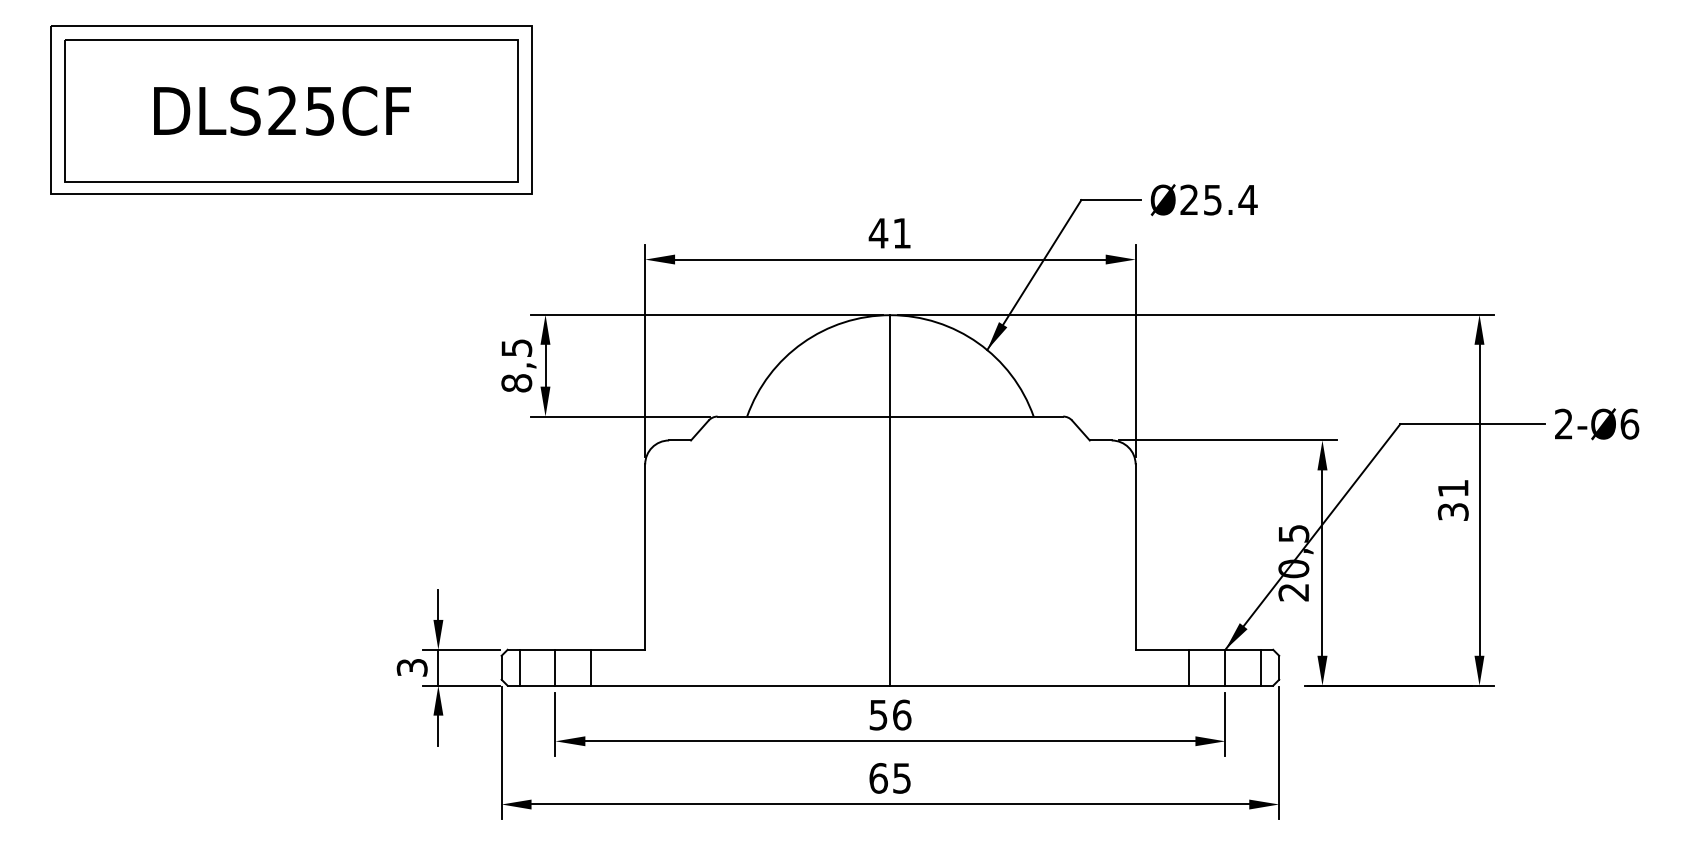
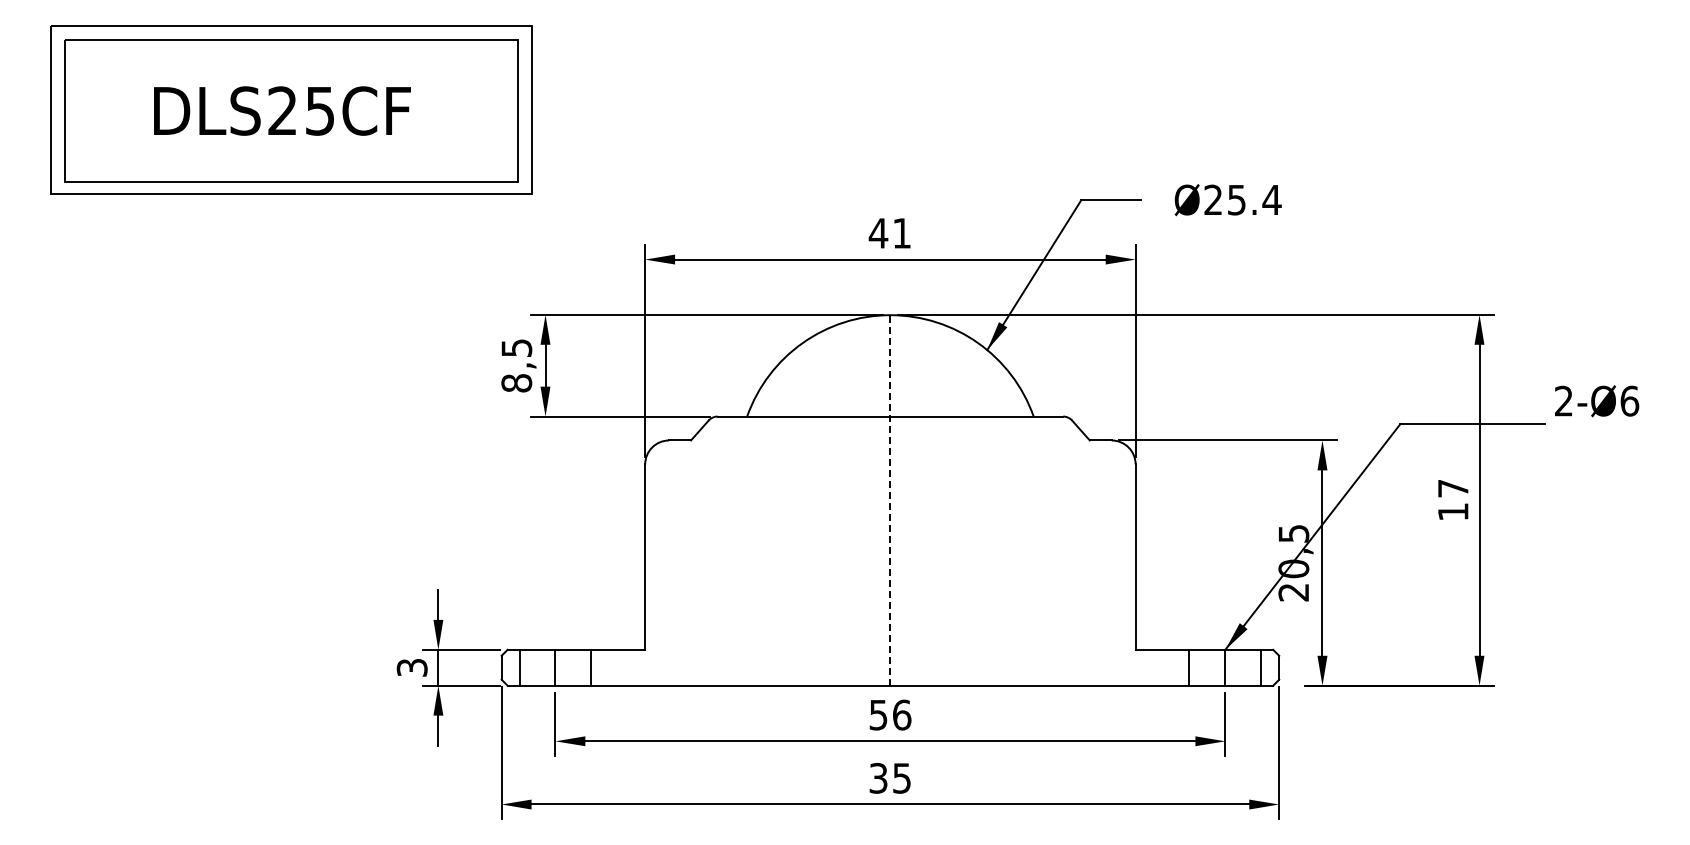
text position: (1203, 200) -> (1227, 200) (1227, 200)
text position: (1597, 424) -> (1597, 401) (1597, 401)
line: solid -> dashed (890, 499)
text: 31 -> 17 (1452, 500)
text: 65 -> 35 (878, 778)
